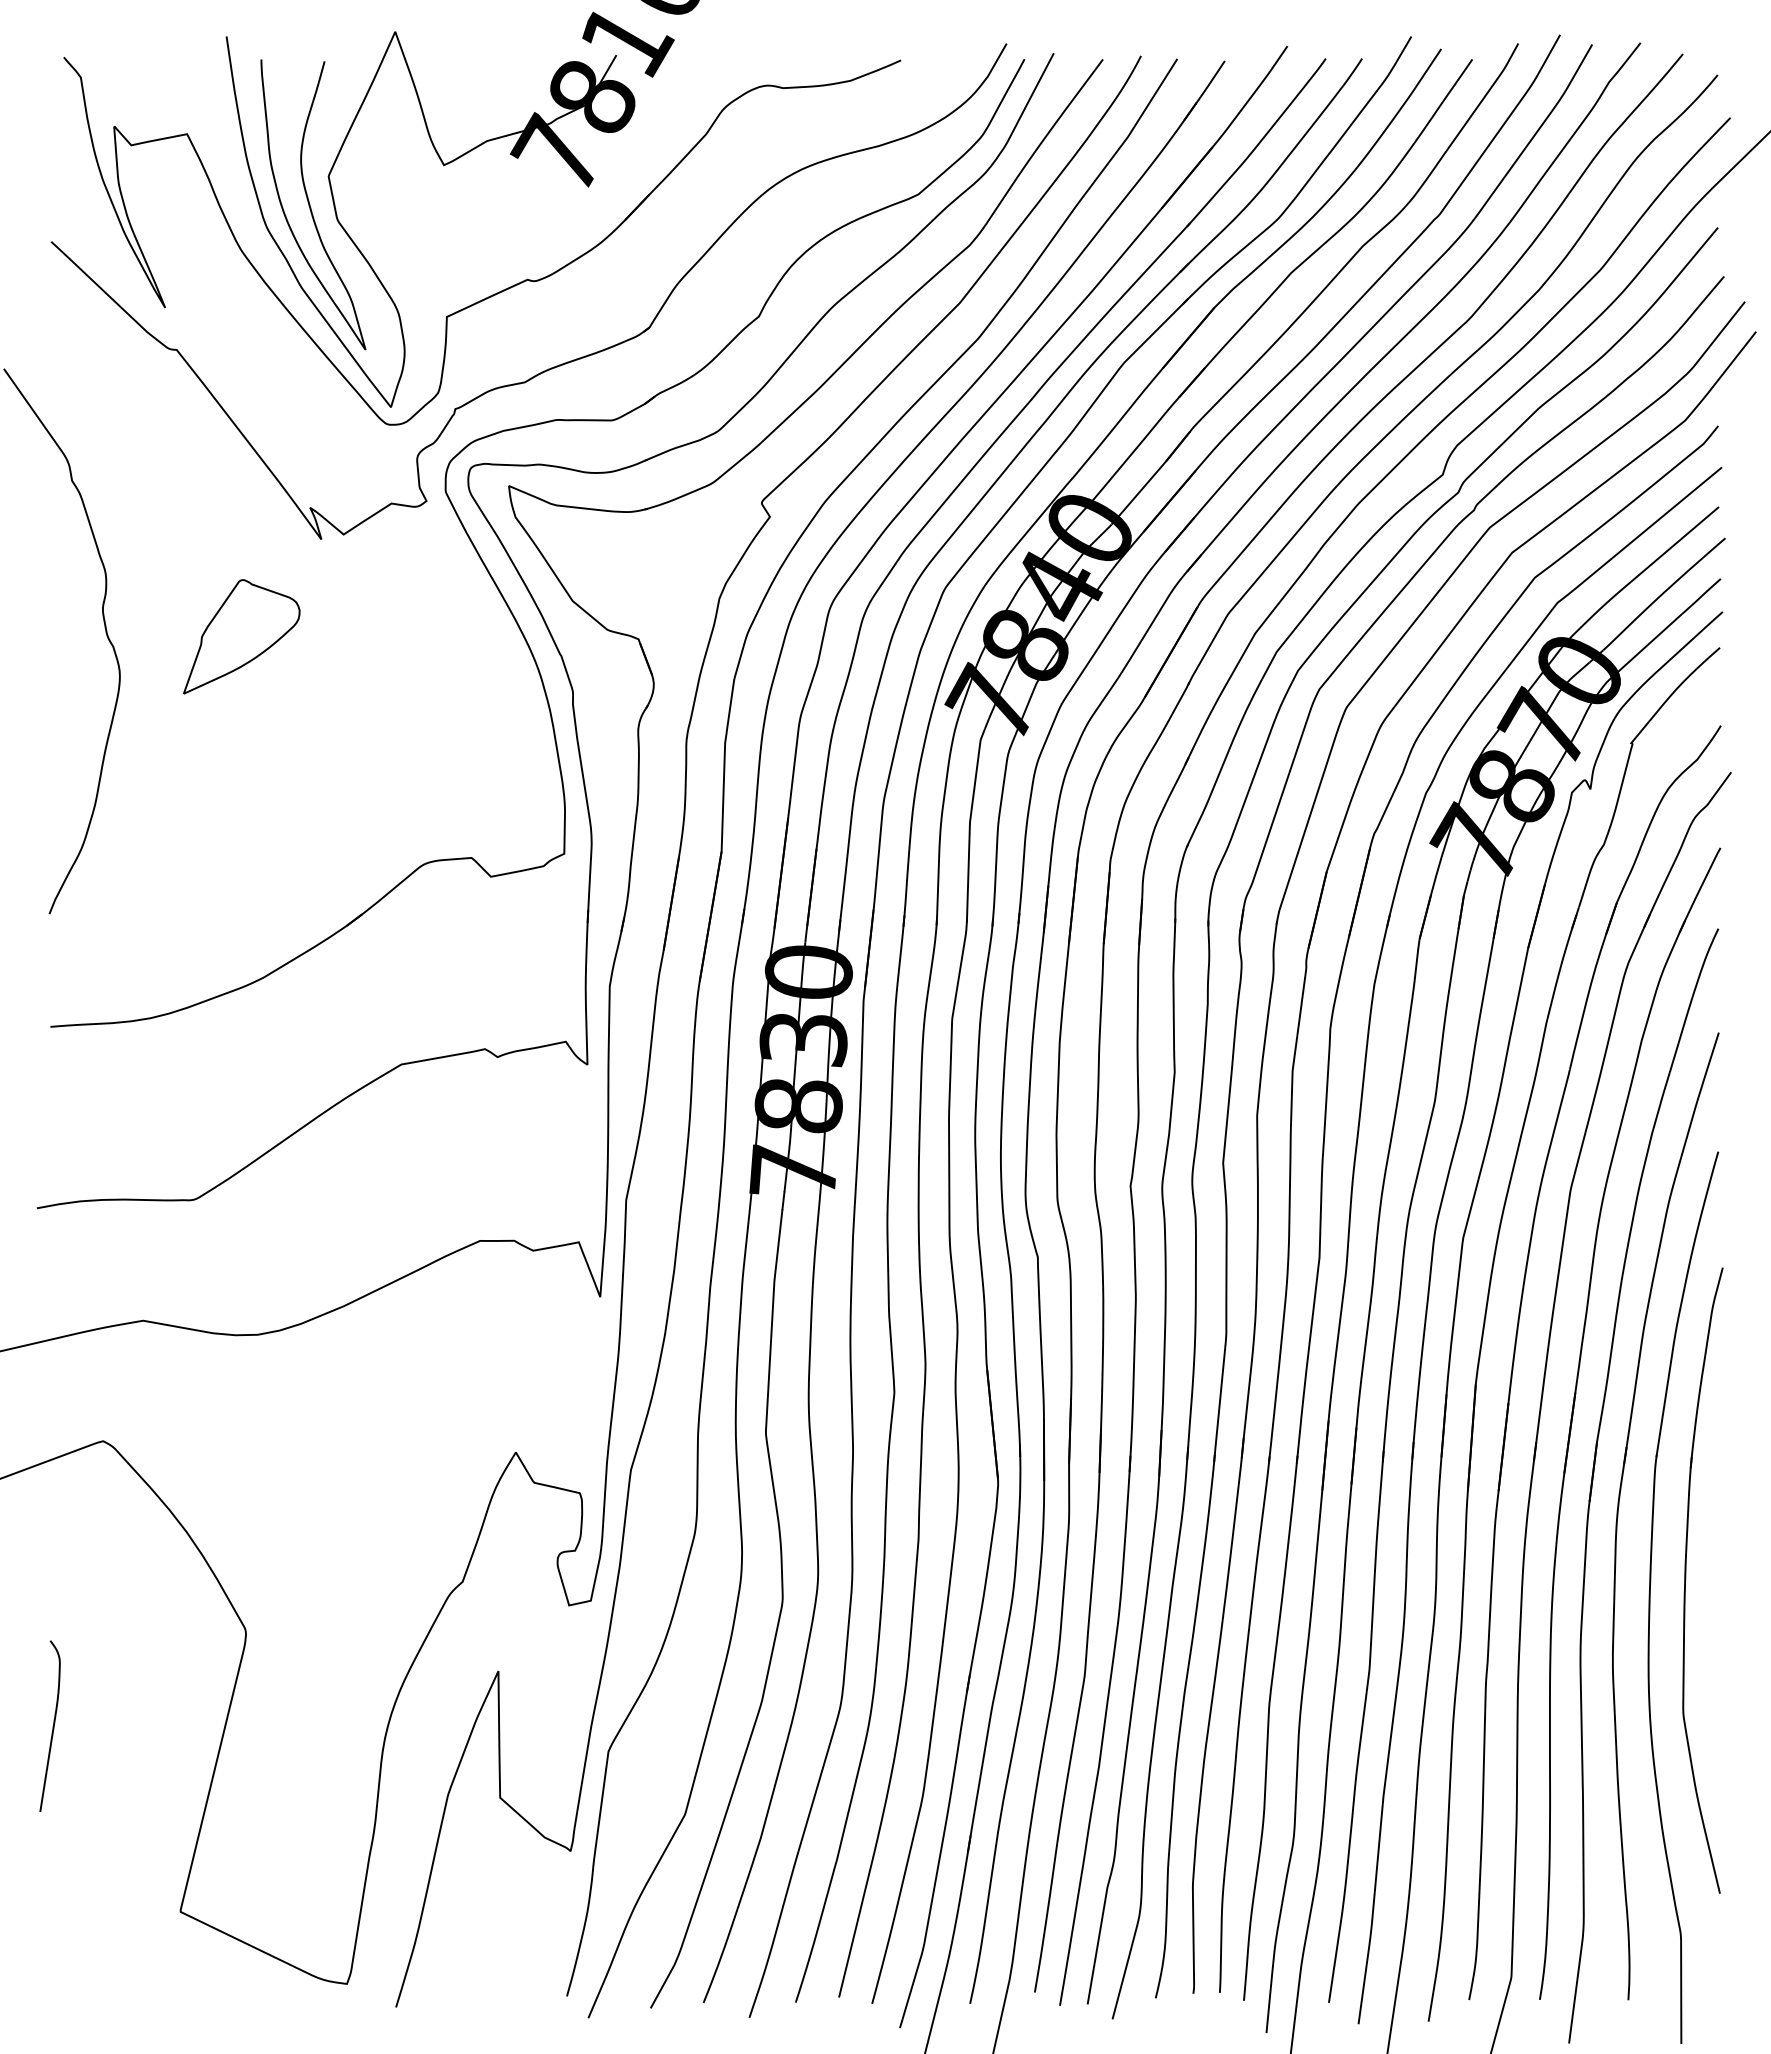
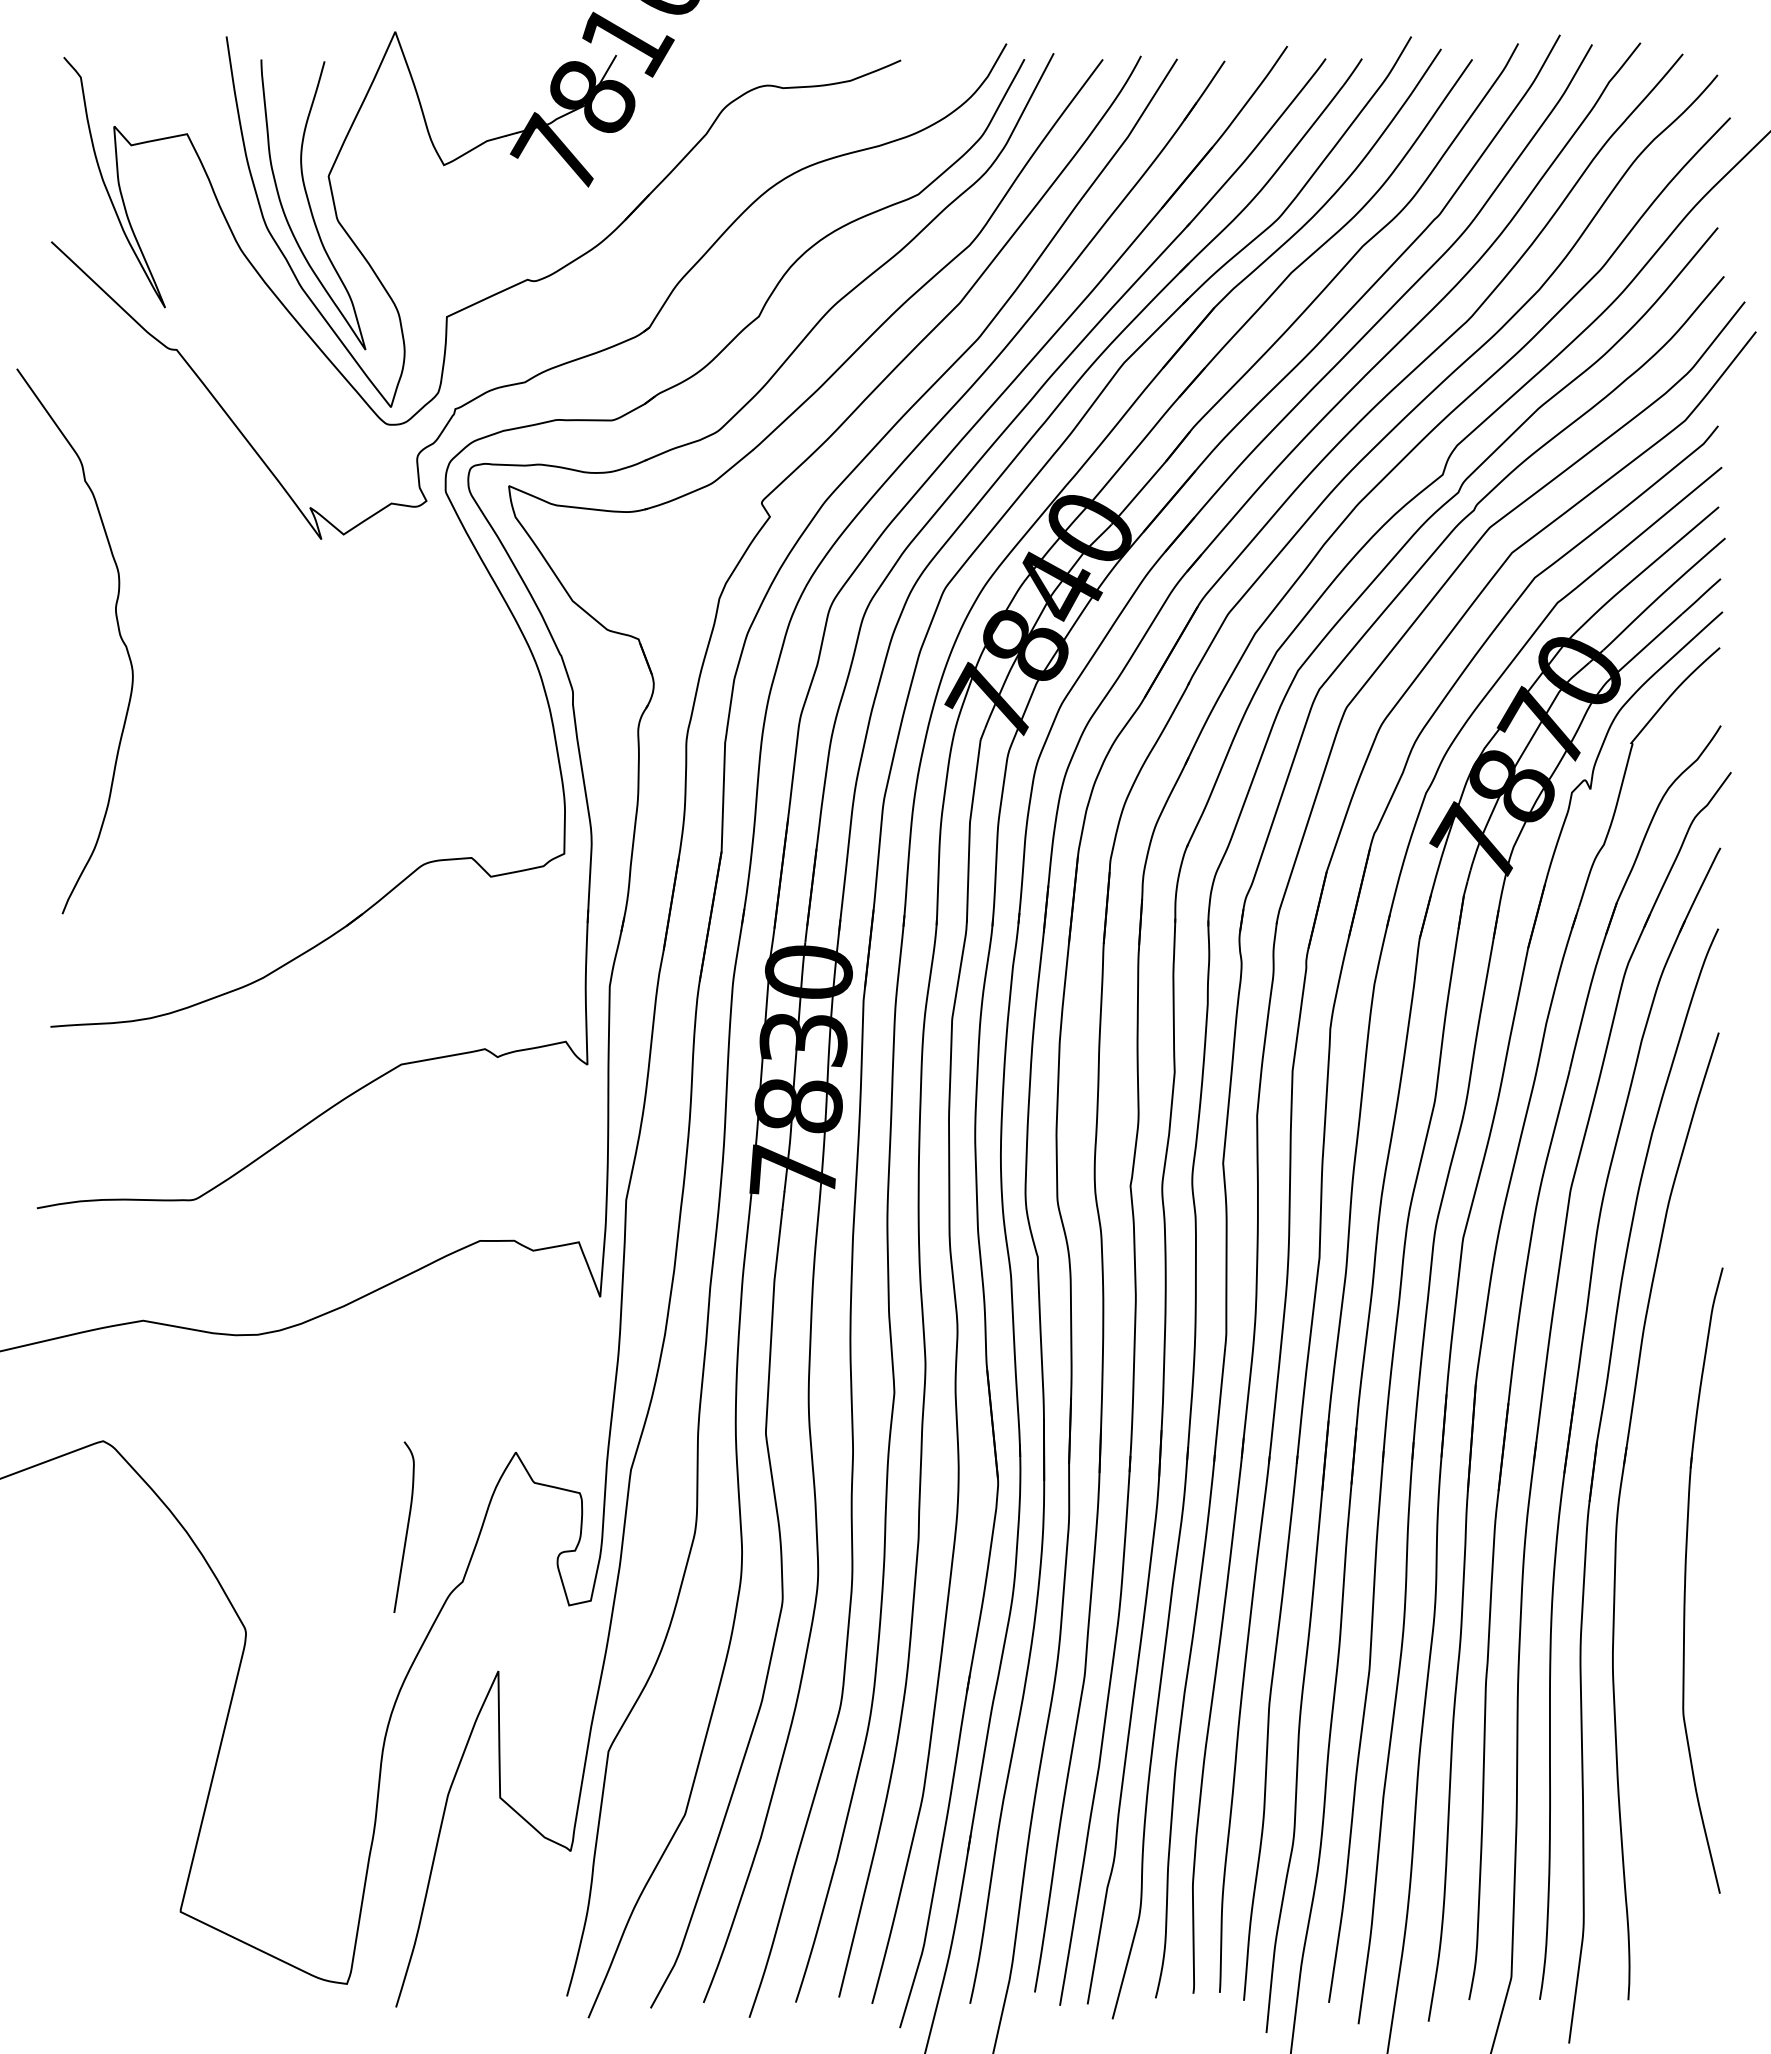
curve position: (105, 633) -> (118, 633) (118, 633)
part: present -> none (241, 636)
part: present -> none (1650, 1597)
curve position: (52, 1726) -> (406, 1527) (406, 1527)
